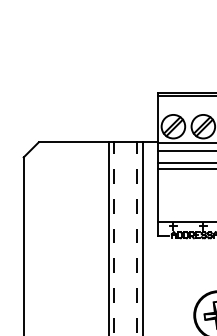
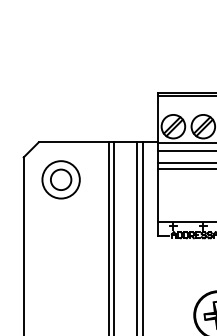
part: none -> present (60, 179)
line: dashed -> solid (113, 238)
line: dashed -> solid (136, 238)
